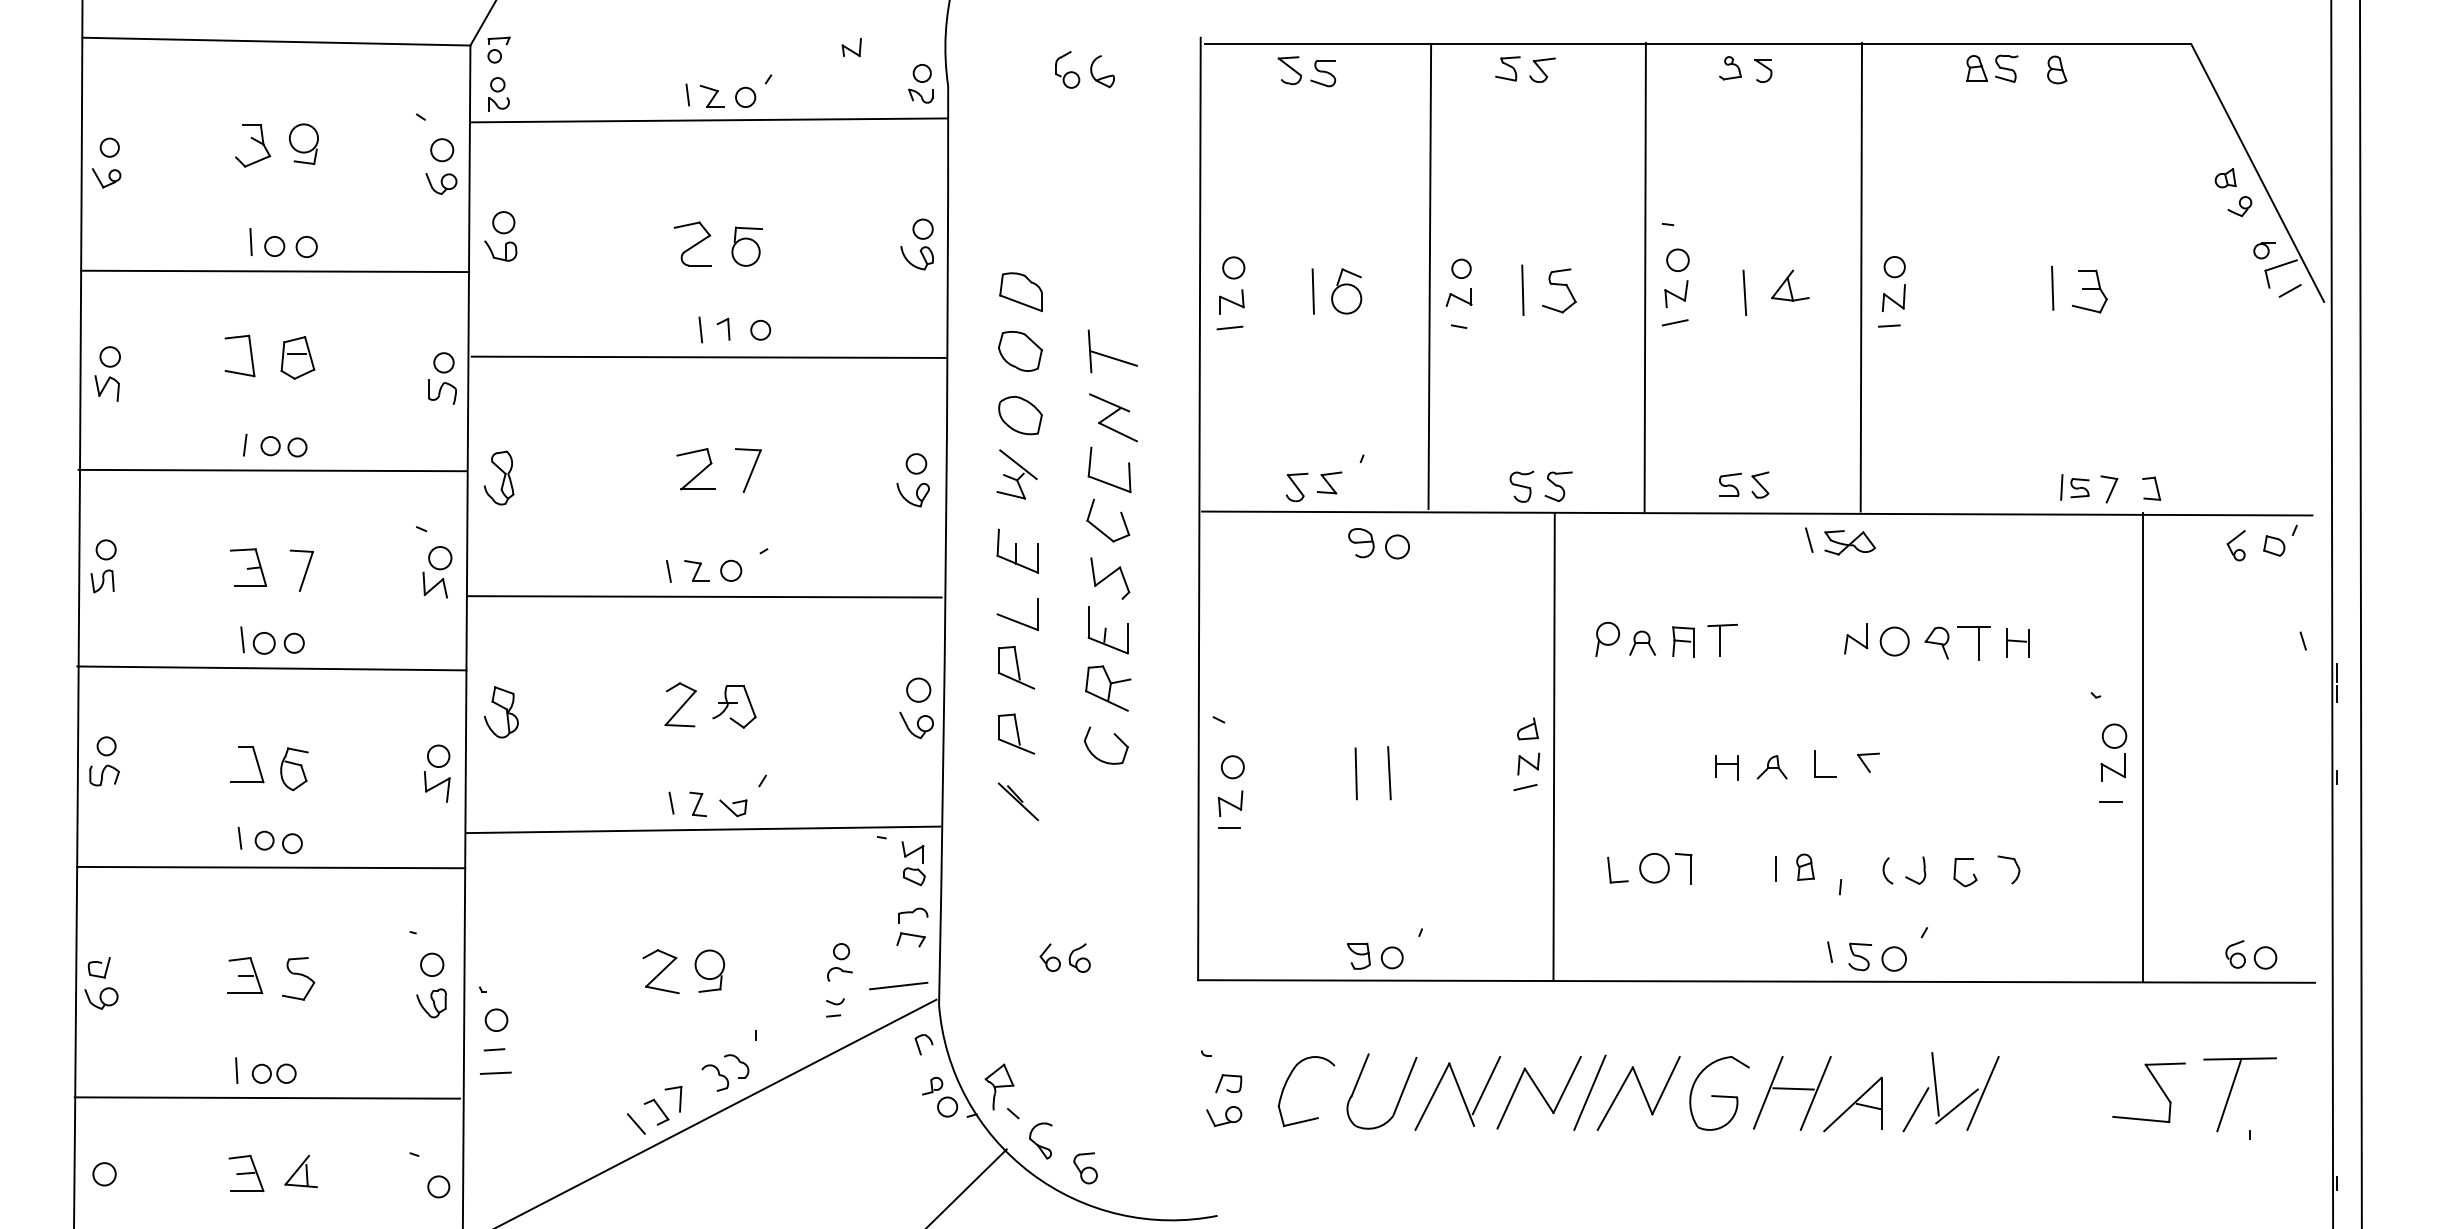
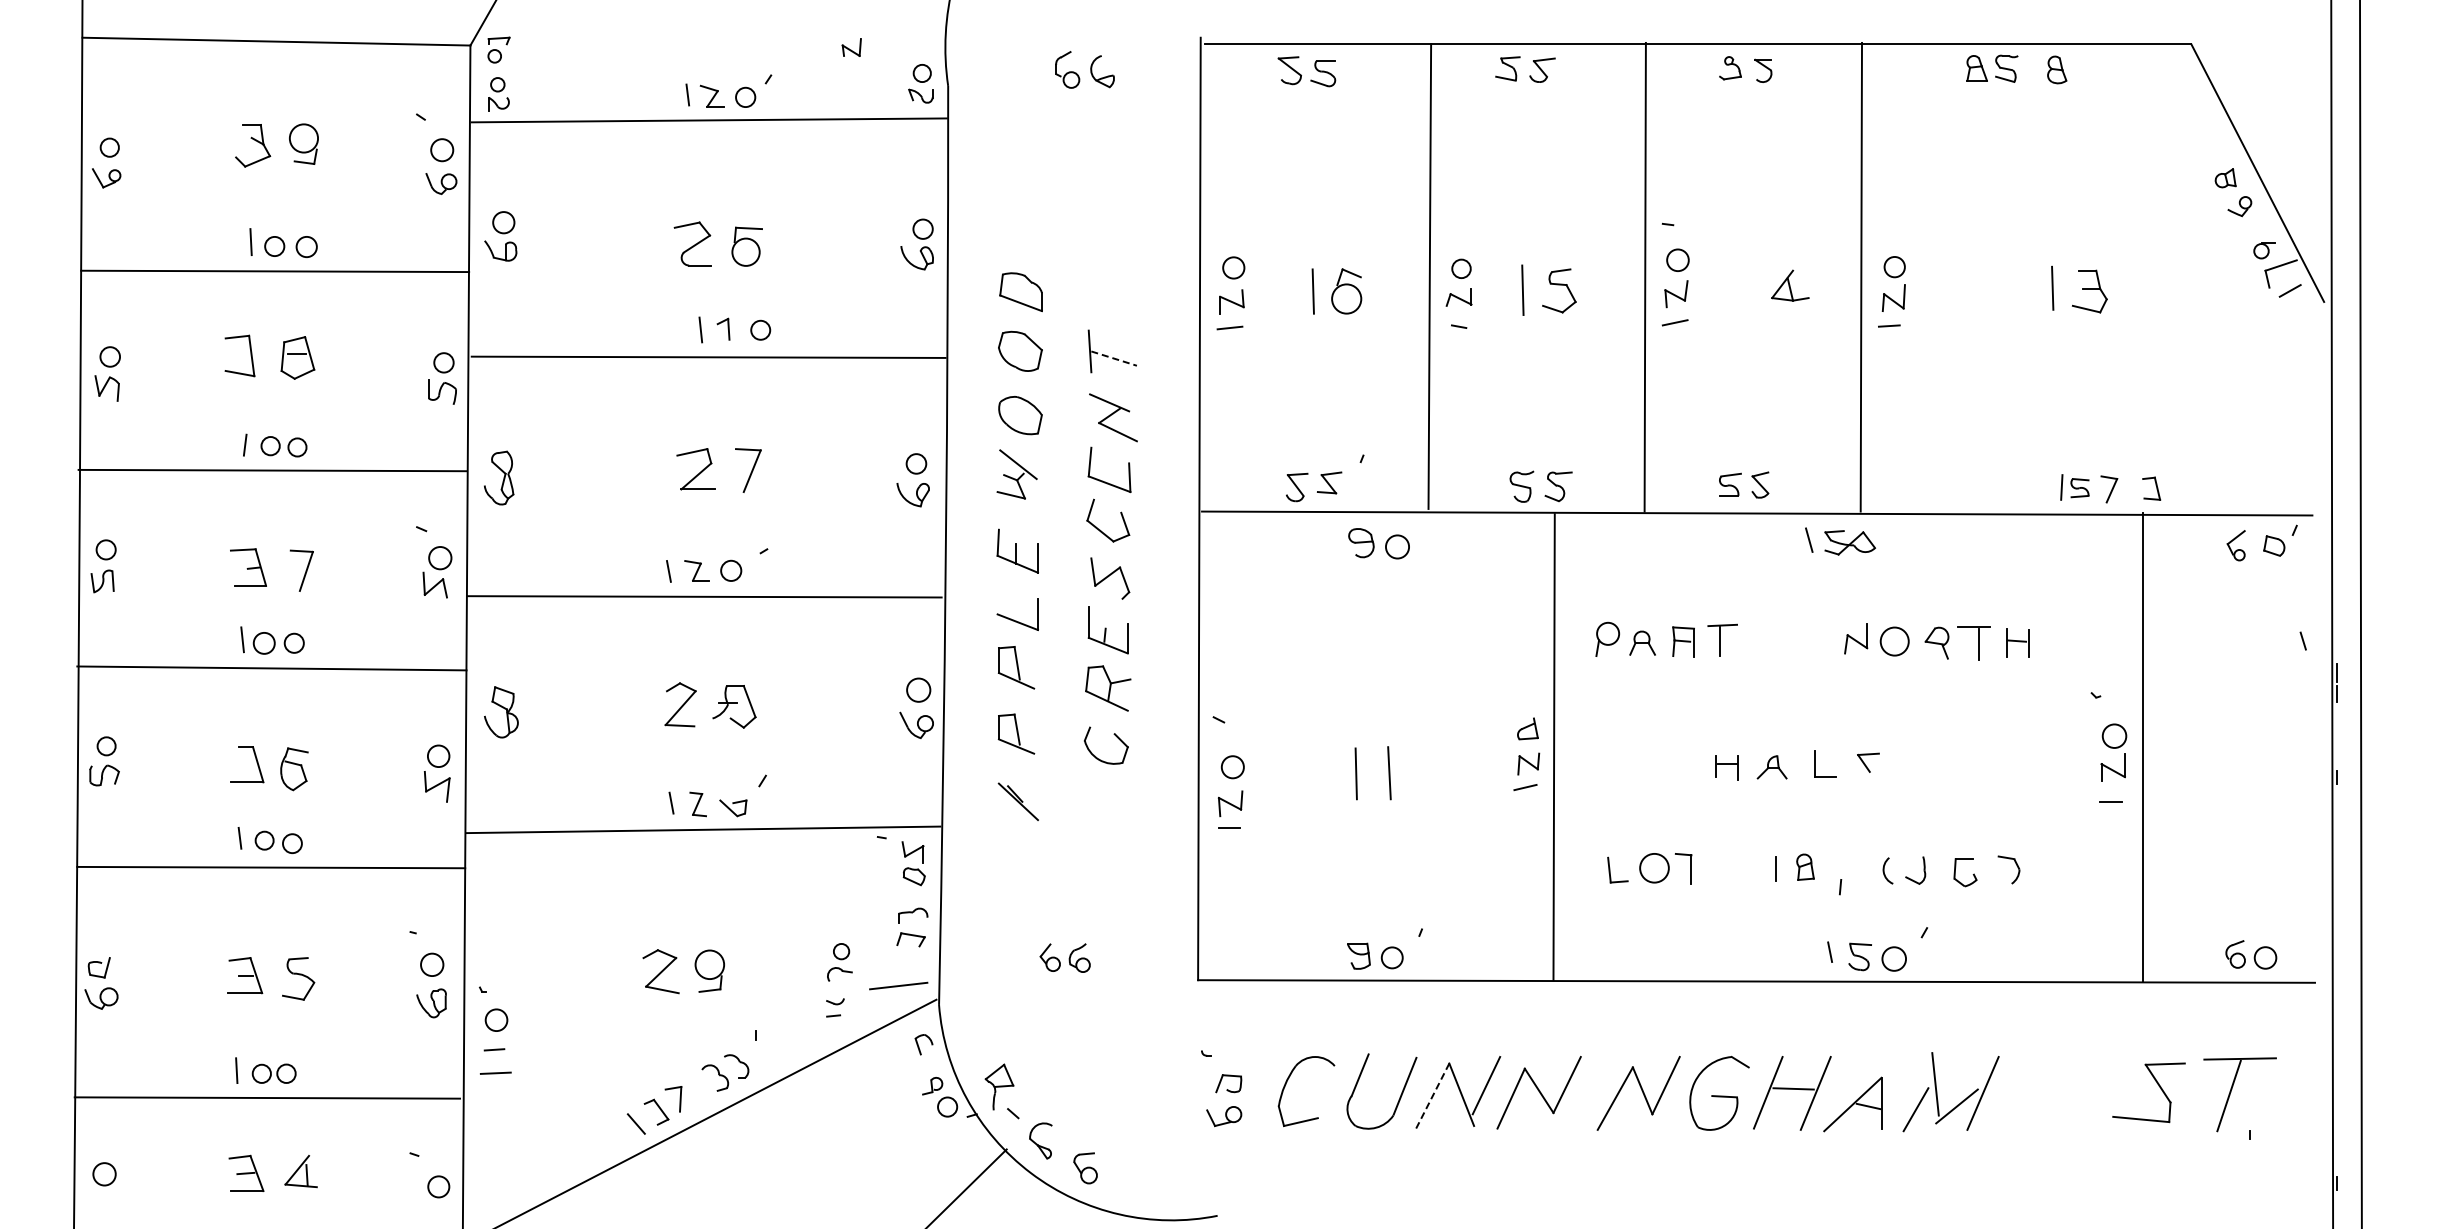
line: present -> none (1744, 292)
line: solid -> dashed (1114, 358)
line: present -> none (1589, 1092)
line: solid -> dashed (1432, 1097)
